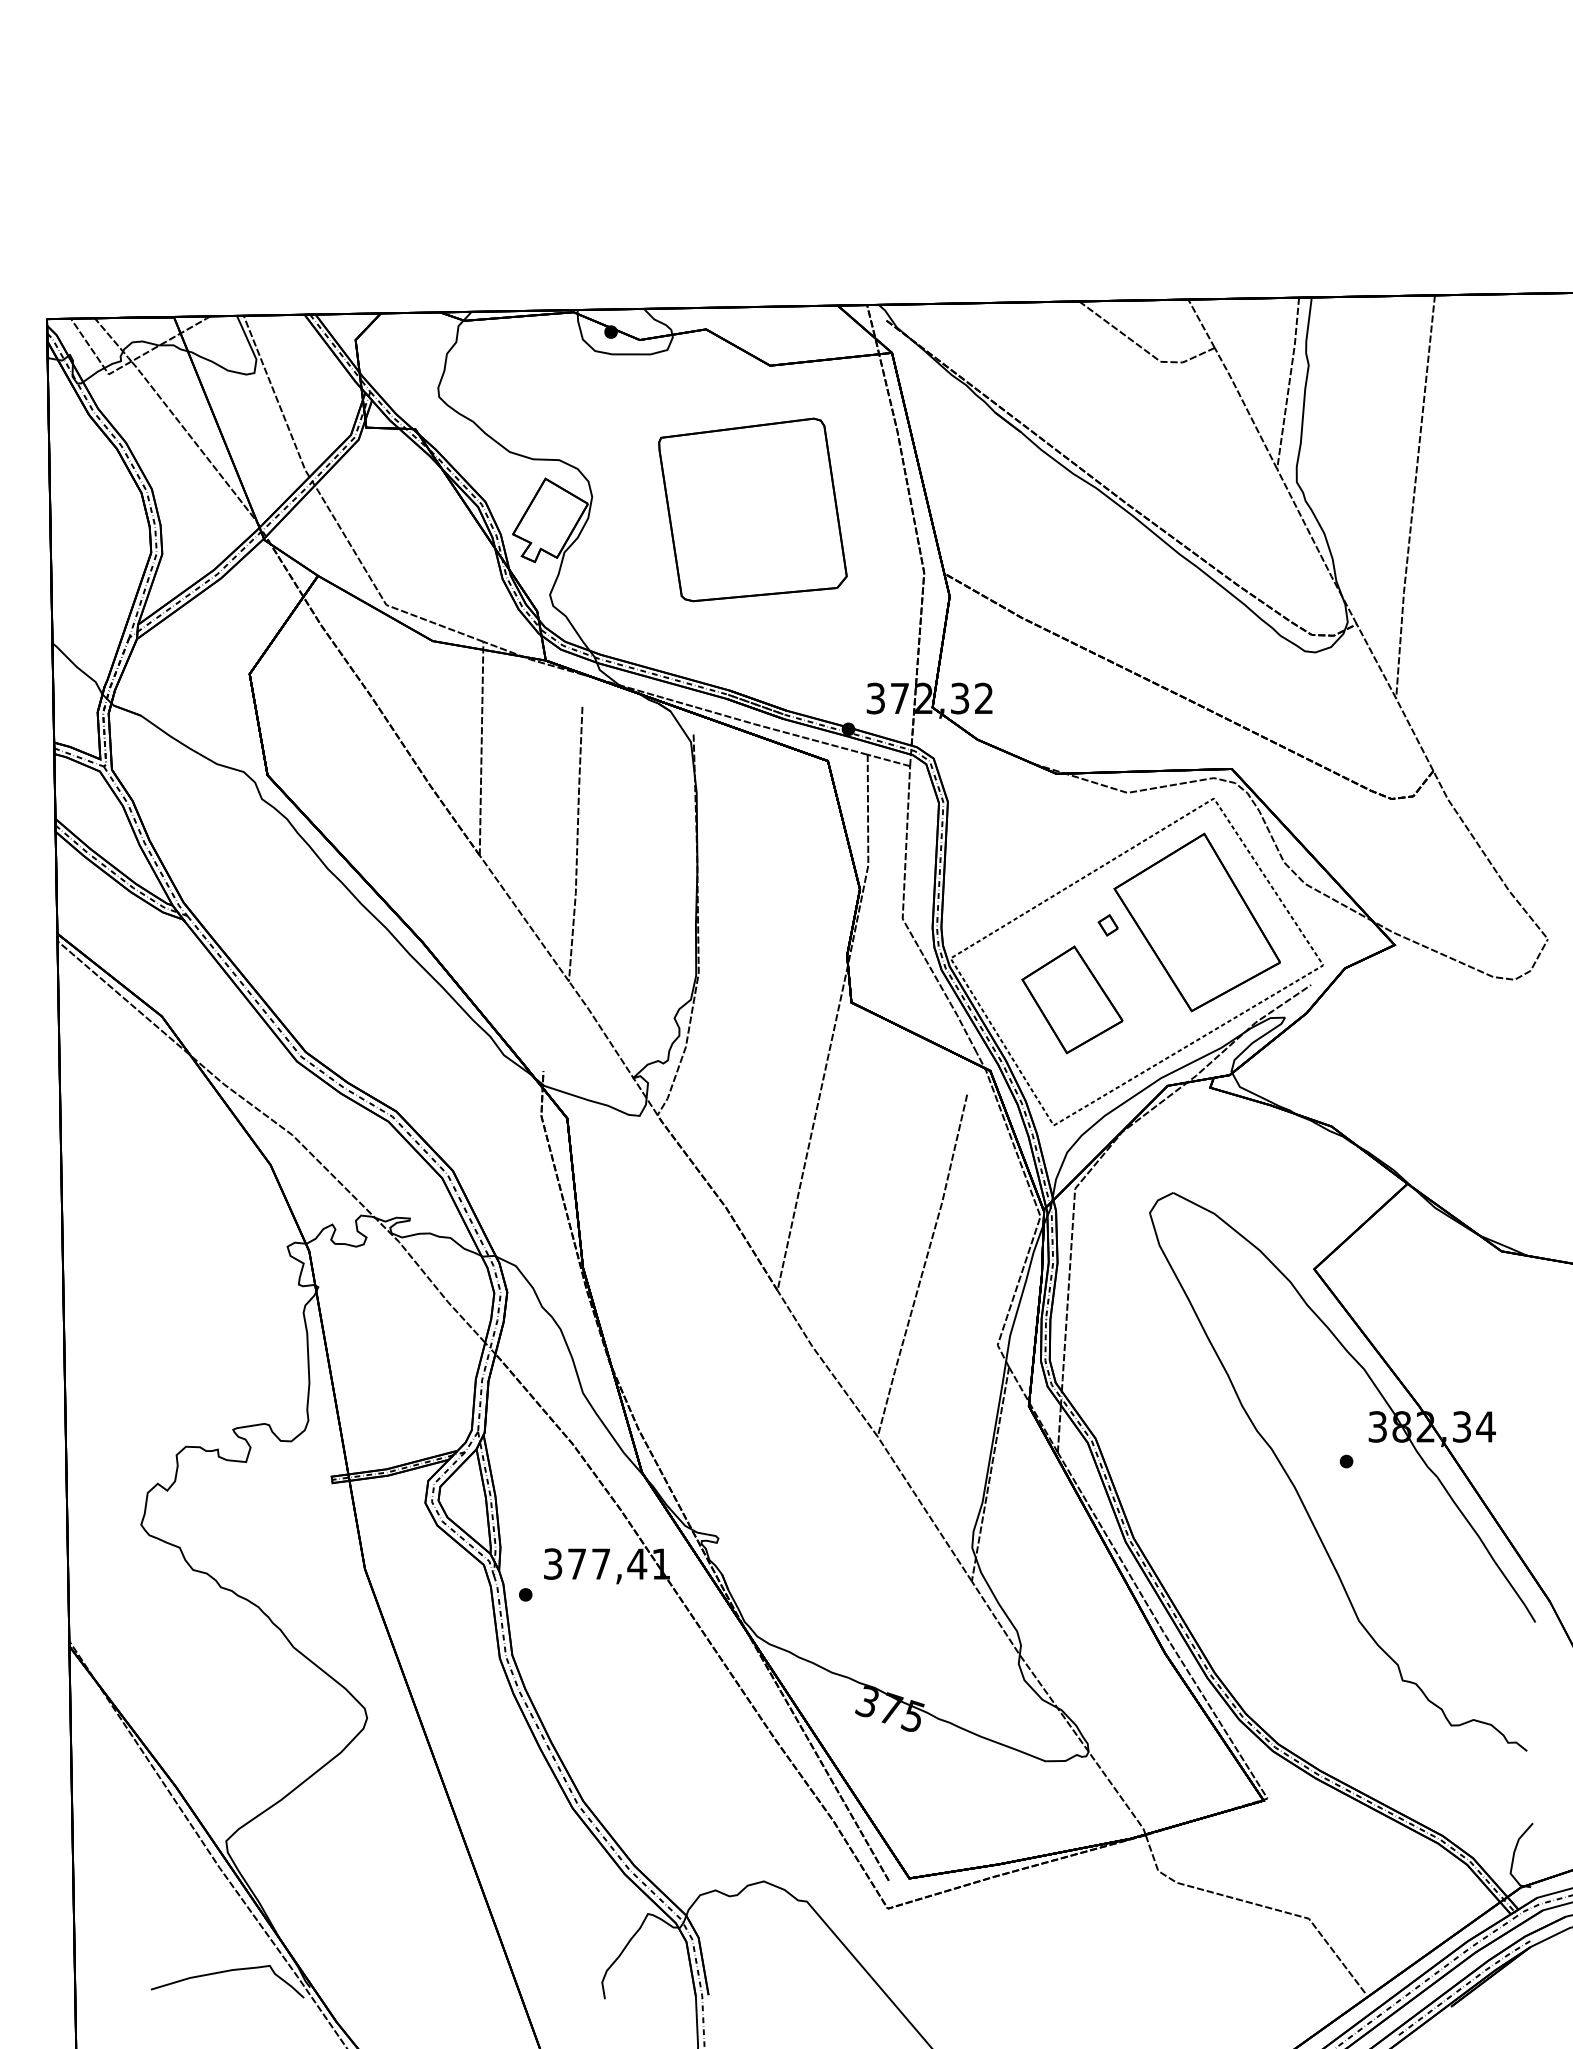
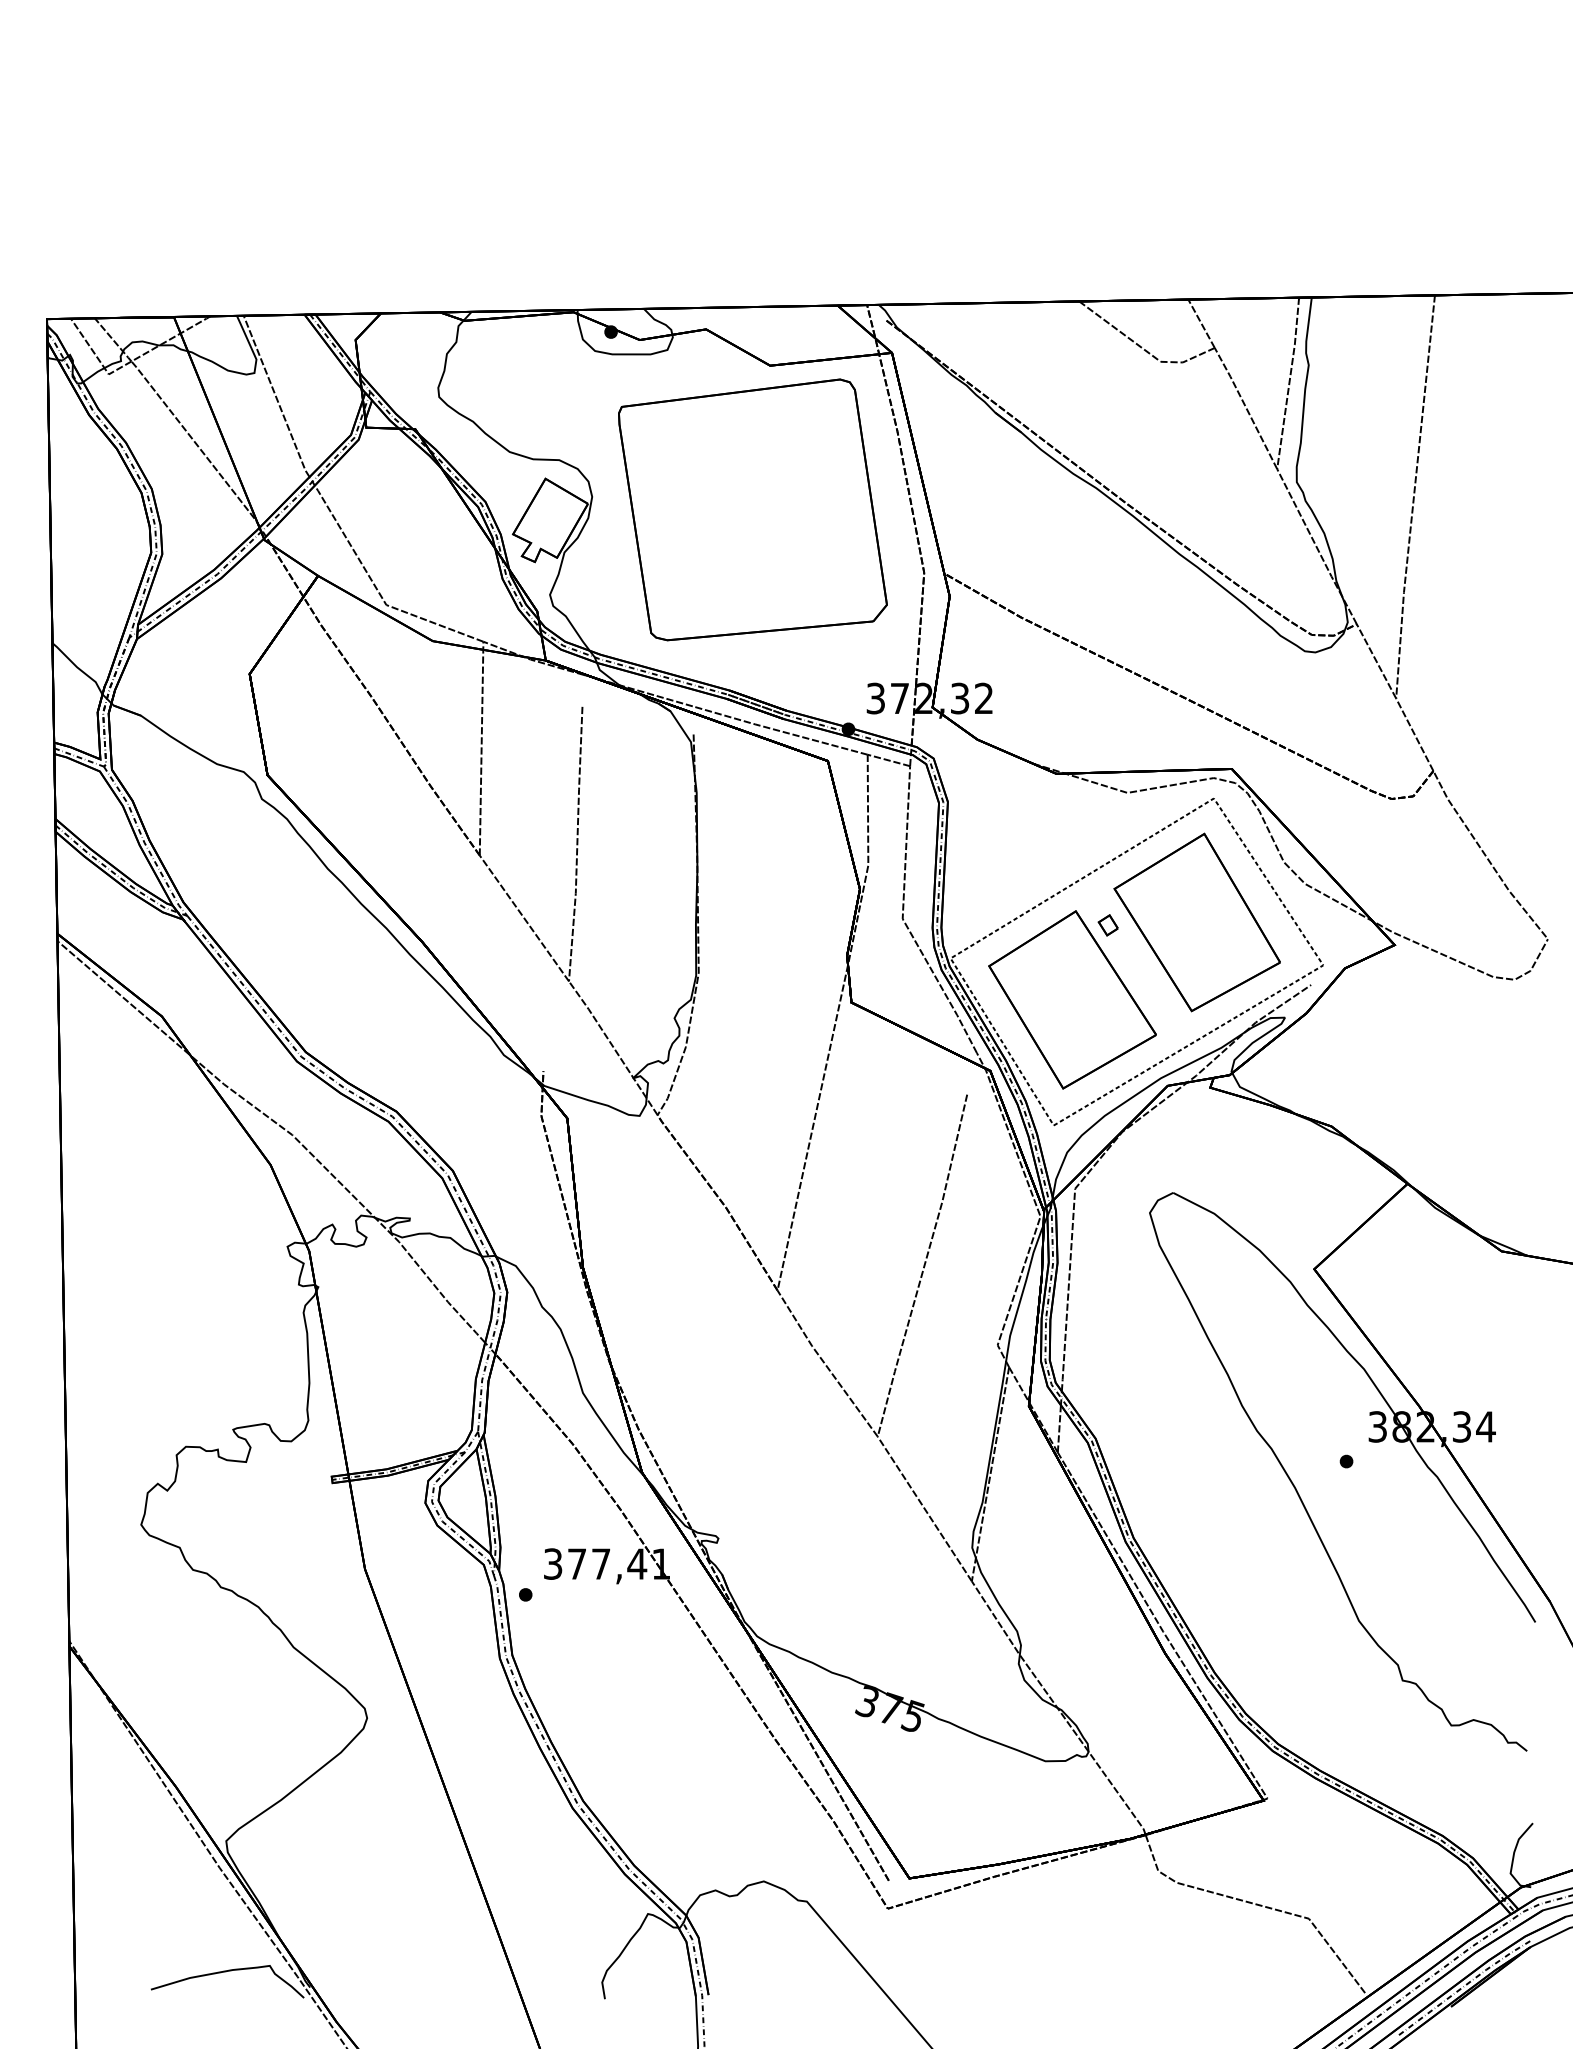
part size: 190x186 px -> 270x264 px (752, 509)
part size: 103x110 px -> 169x180 px (1072, 999)
